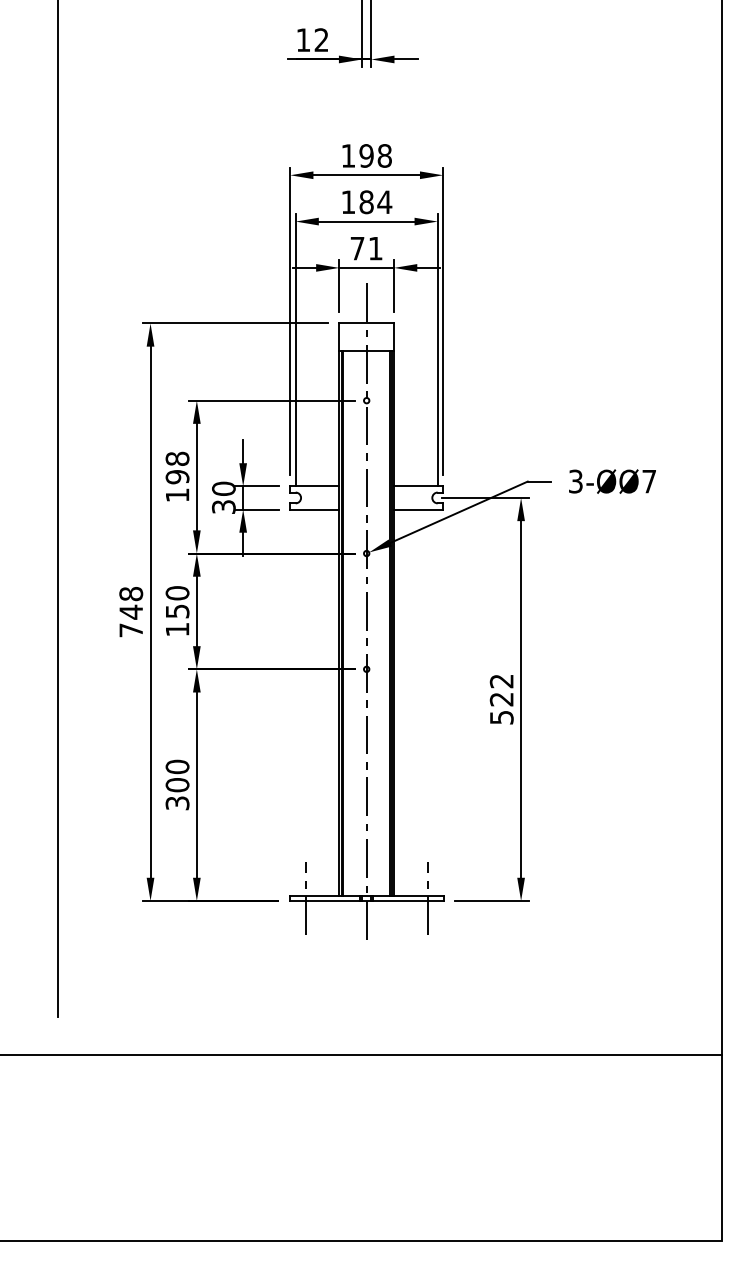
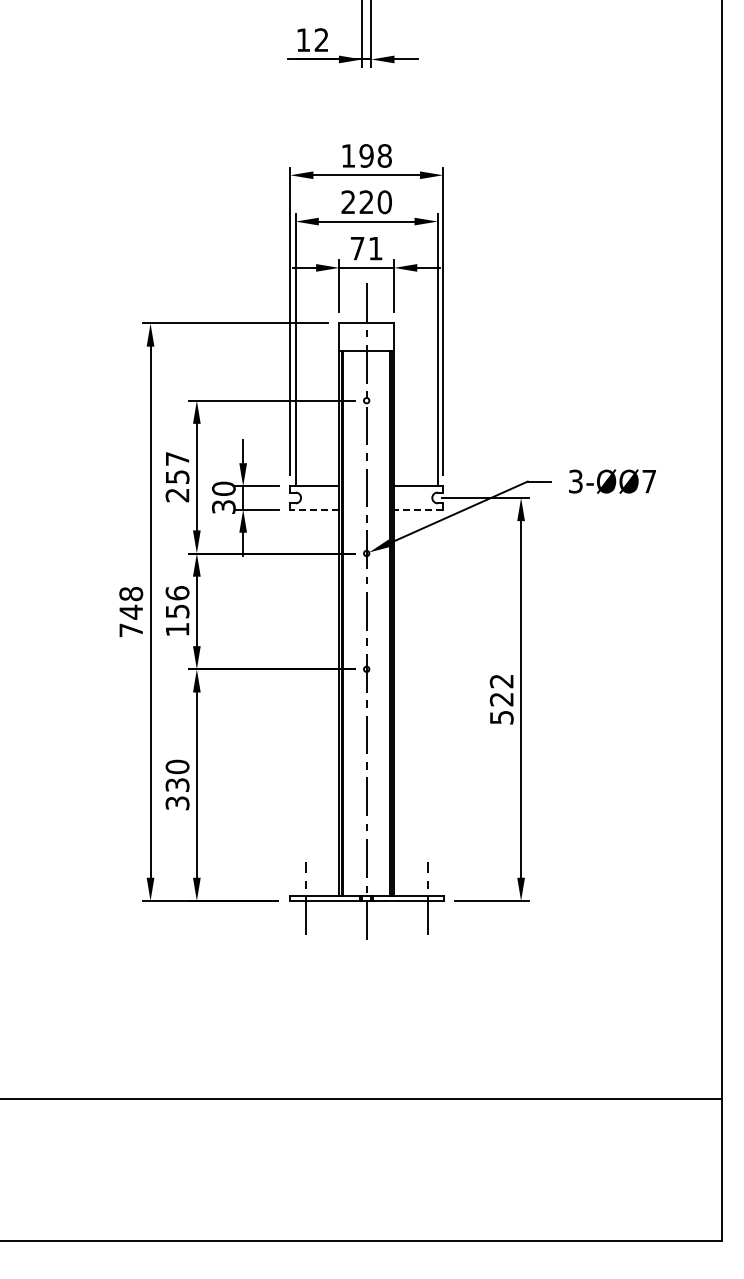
text: 184 -> 220 (366, 202)
text: 198 -> 257 (177, 476)
line: present -> none (57, 509)
line: solid -> dashed (314, 509)
line: solid -> dashed (418, 509)
text: 150 -> 156 (177, 593)
text: 300 -> 330 (177, 785)
line position: (361, 1055) -> (361, 1099) (361, 1099)
